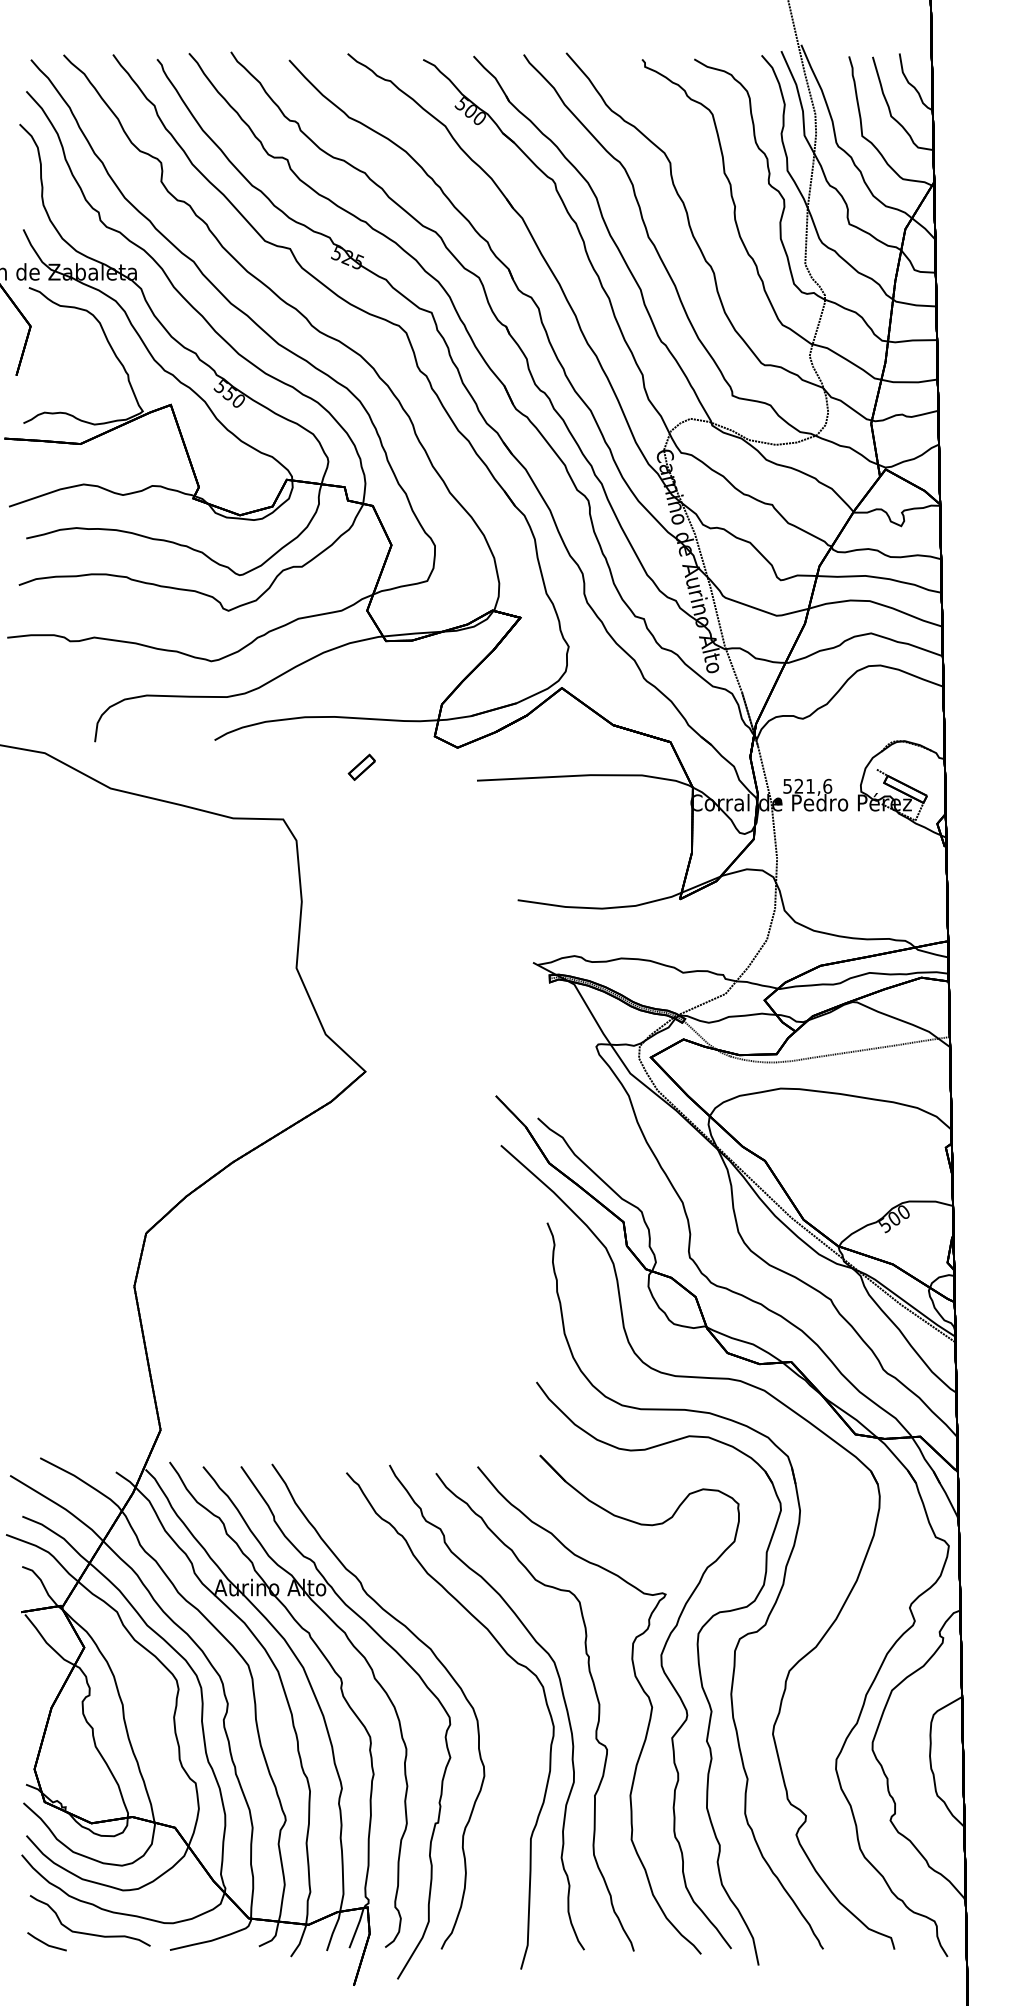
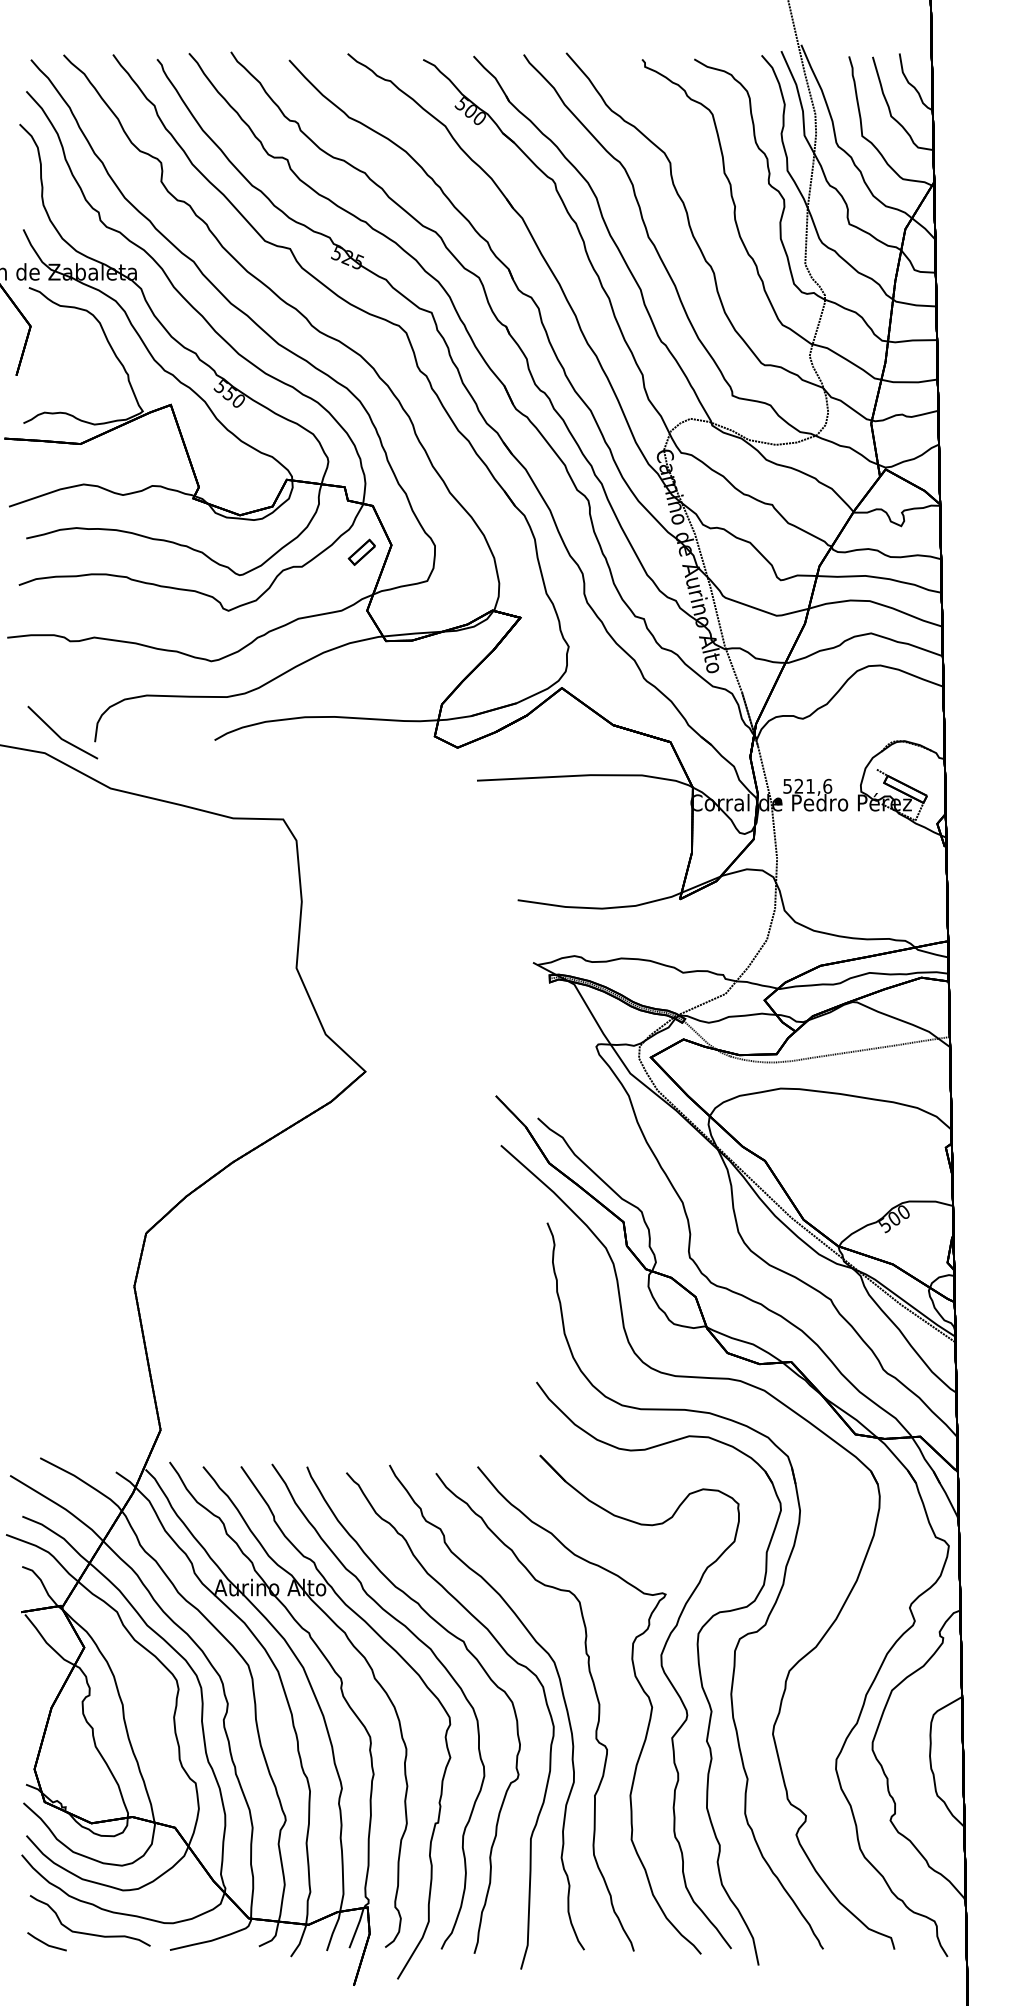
line: none -> present (59, 735)
part position: (361, 766) -> (361, 551) (361, 551)
part: none -> present (469, 1653)
